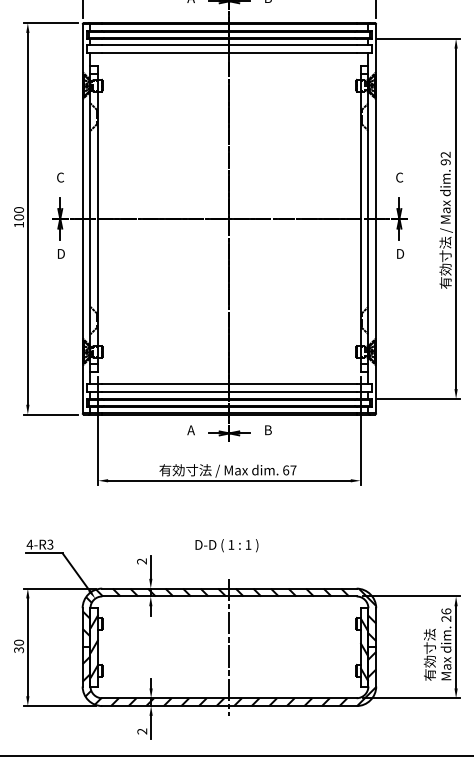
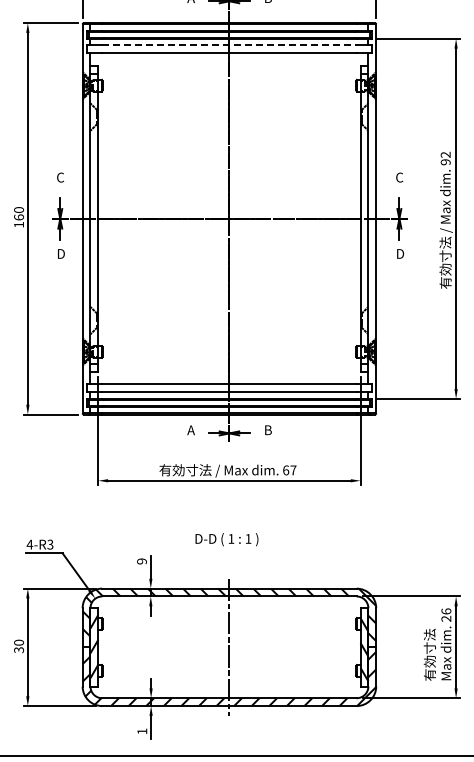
line: solid -> dashed (229, 45)
text: 100 -> 160 (18, 217)
text position: (226, 545) -> (226, 539) (226, 539)
text: 2 -> 9 (141, 561)
text: 2 -> 1 (142, 731)
